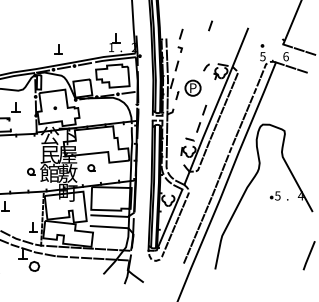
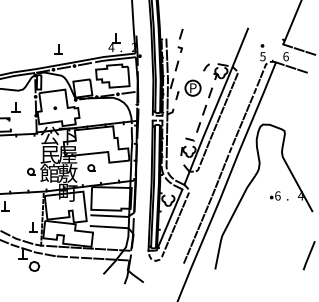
line position: (210, 25) -> (210, 92) (210, 92)
text: 1 -> 4 (111, 47)
text: 5 -> 6 (277, 195)
